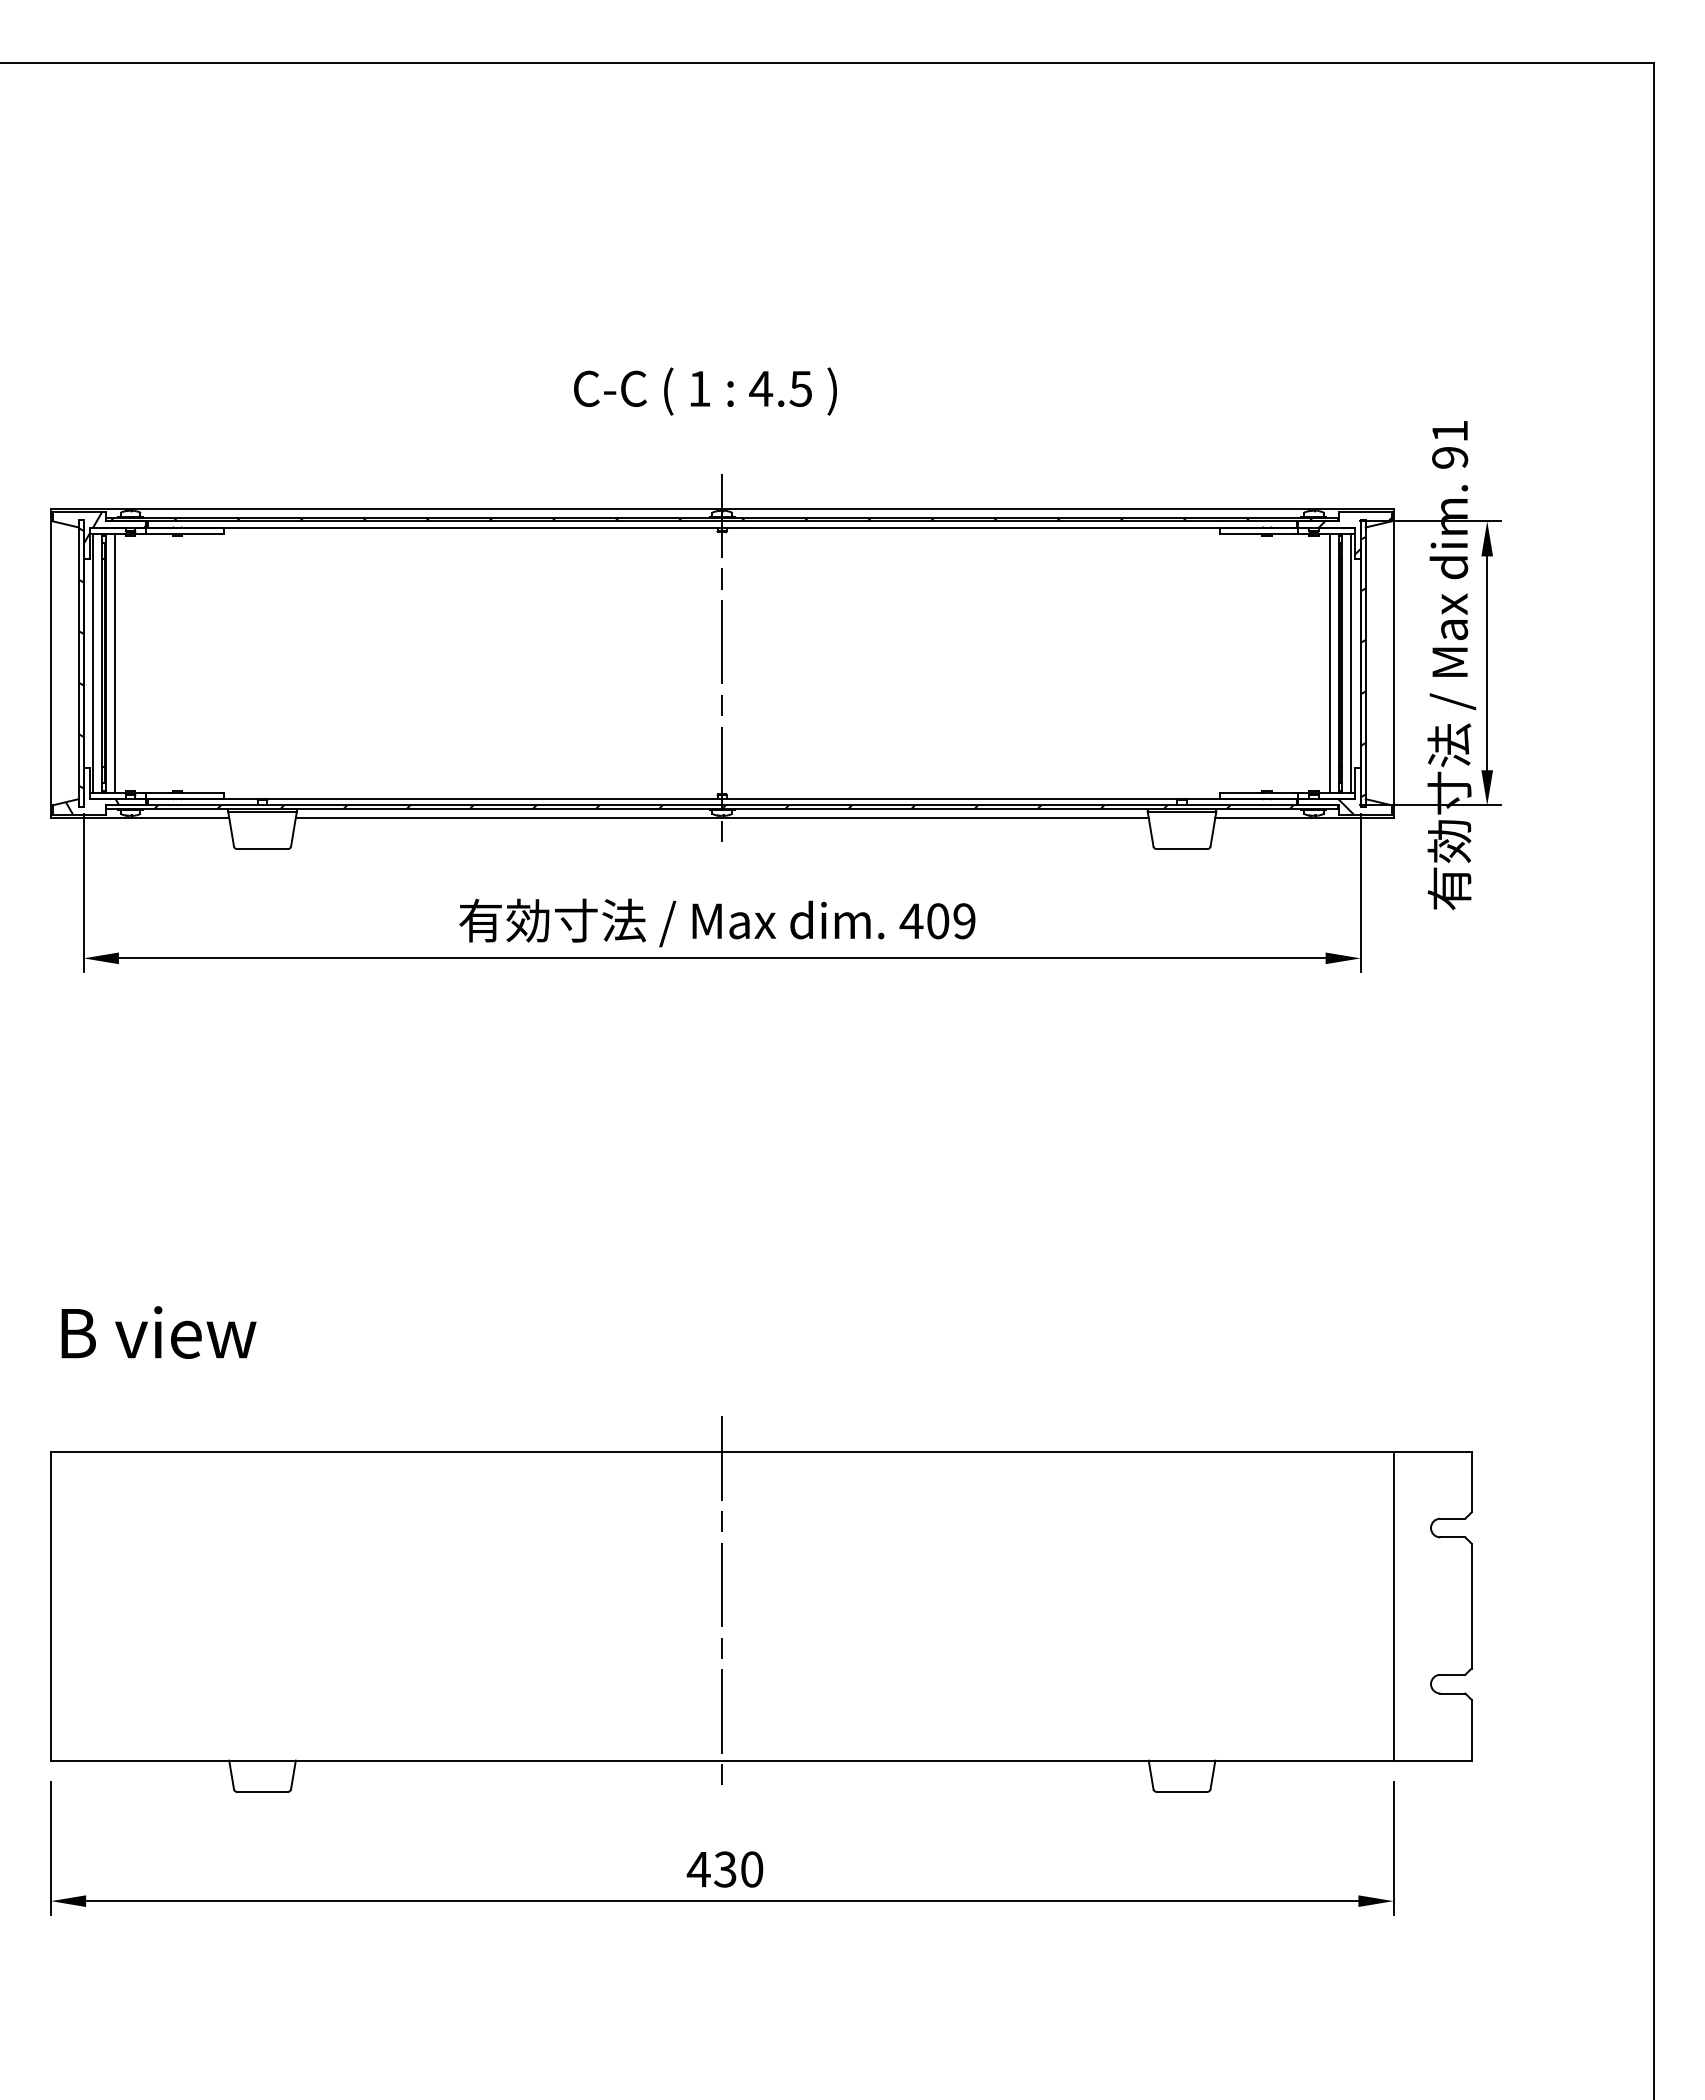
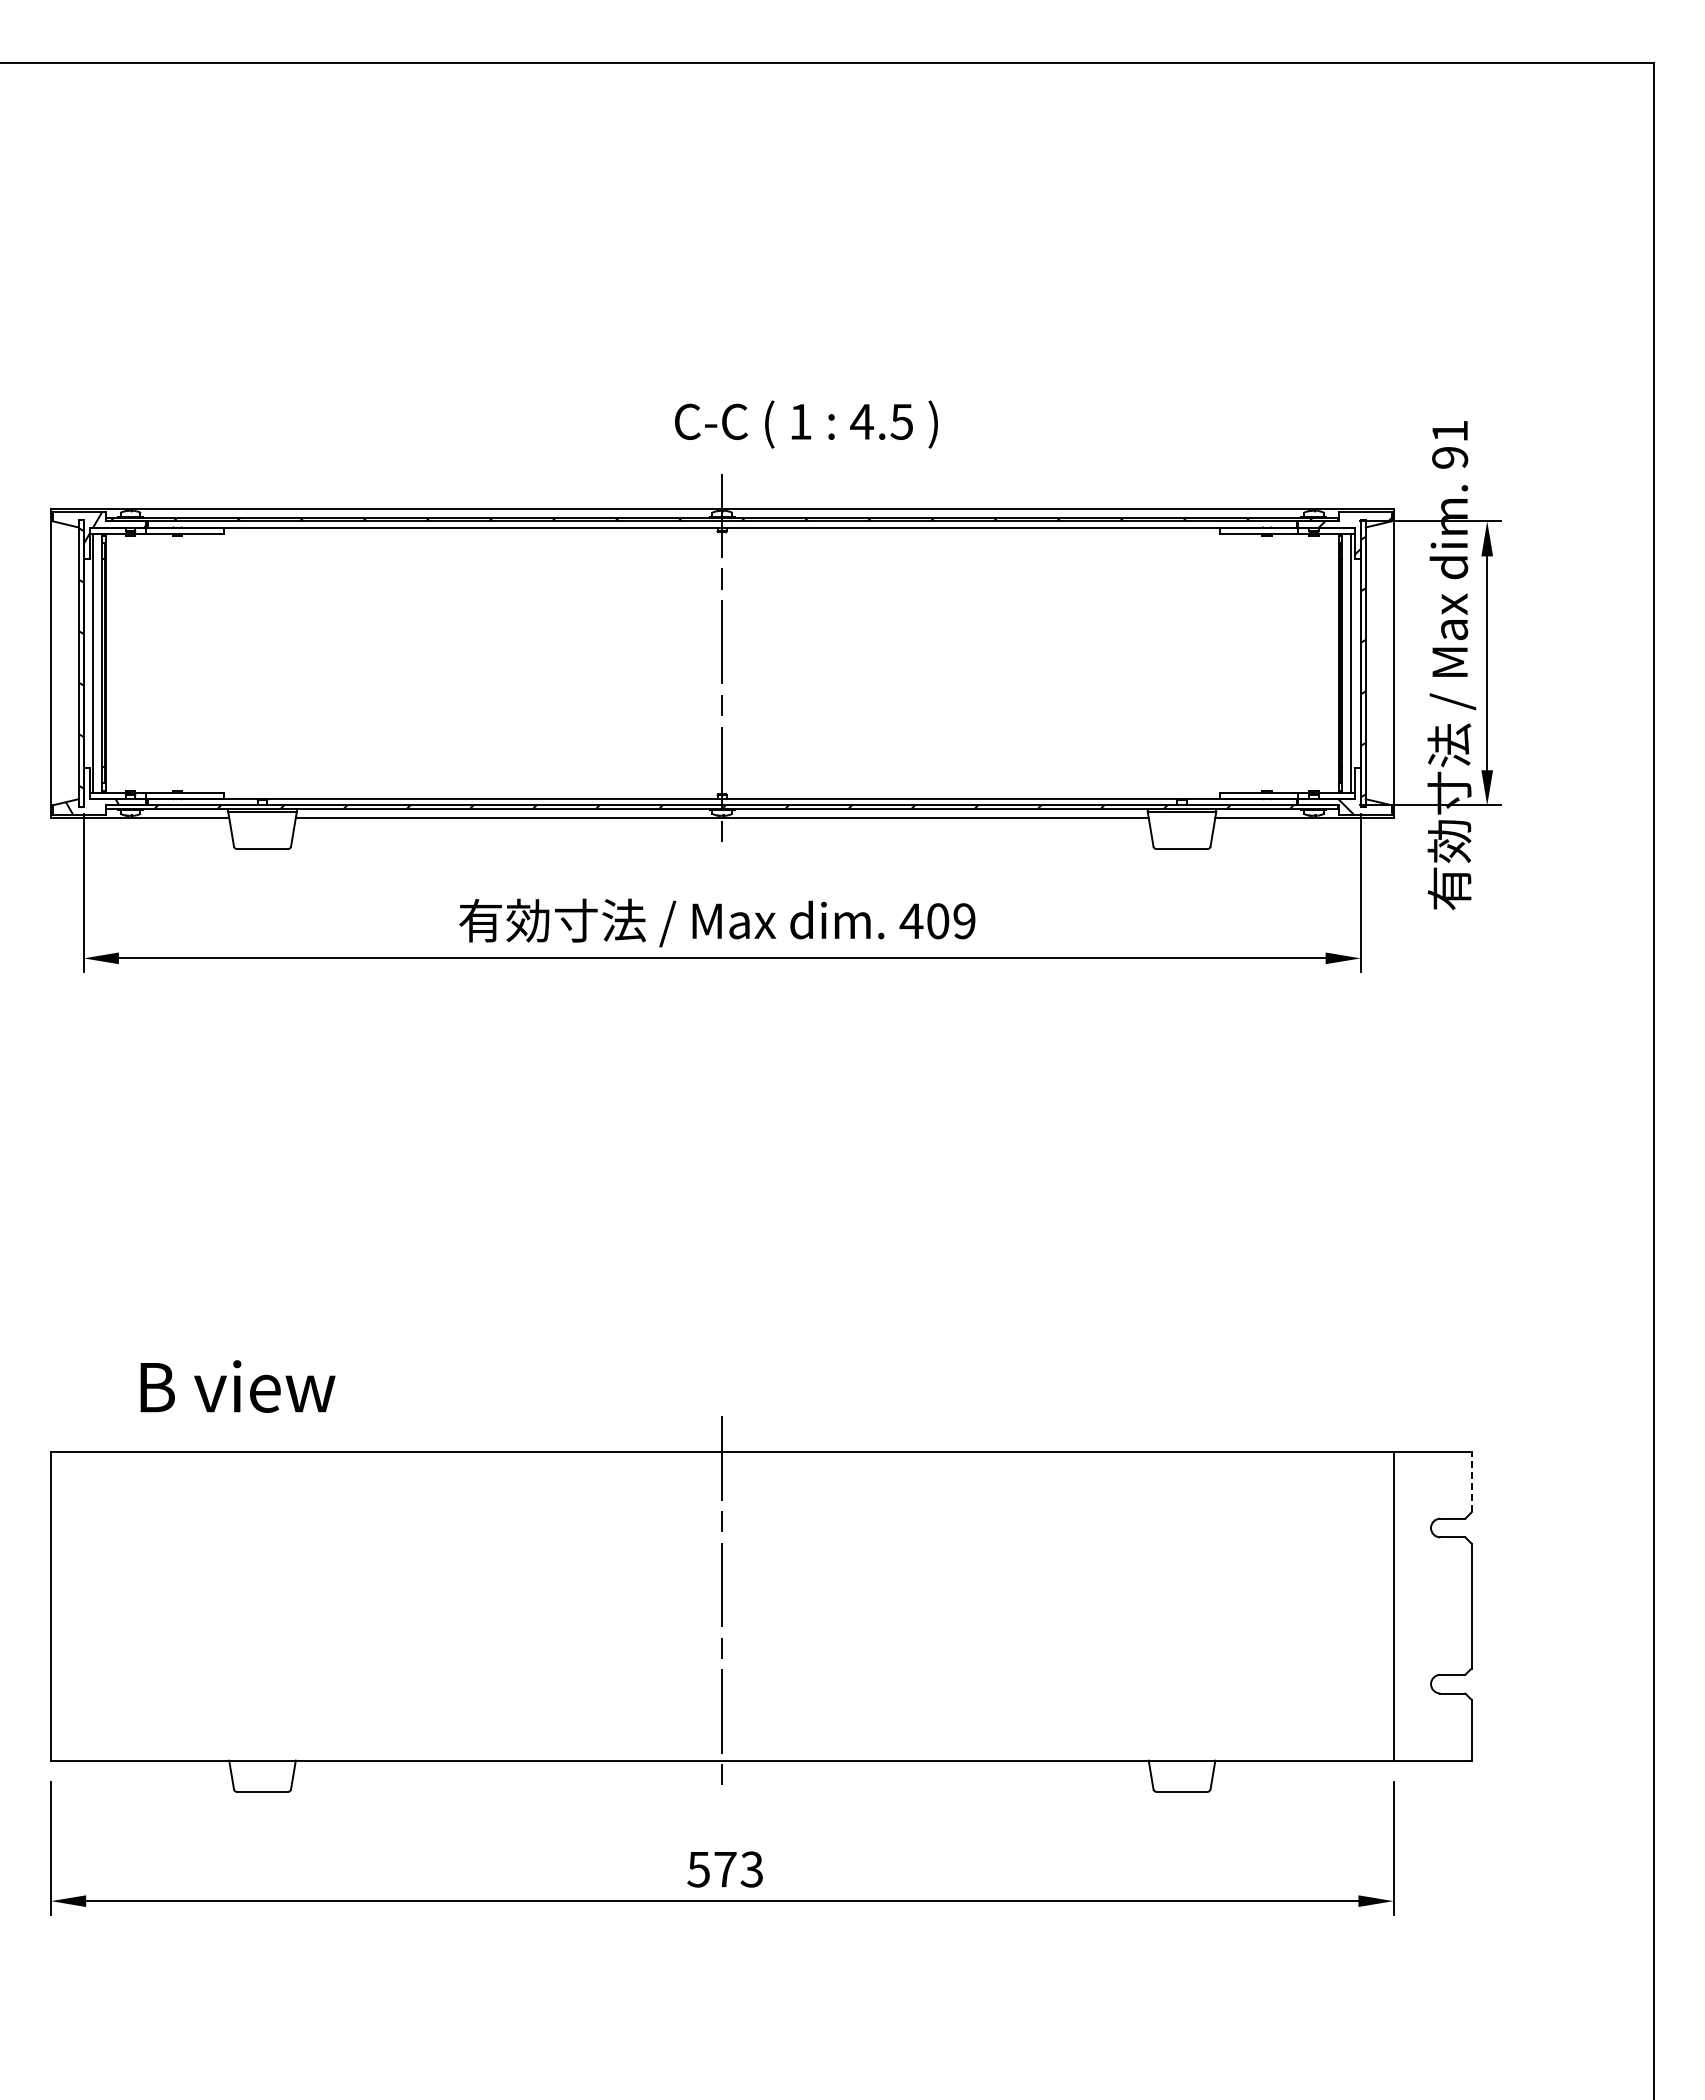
text position: (705, 391) -> (806, 424) (806, 424)
line: present -> none (115, 663)
line: present -> none (1329, 663)
text position: (158, 1332) -> (237, 1386) (237, 1386)
line: solid -> dashed (1471, 1481)
text: 430 -> 573 (724, 1869)
